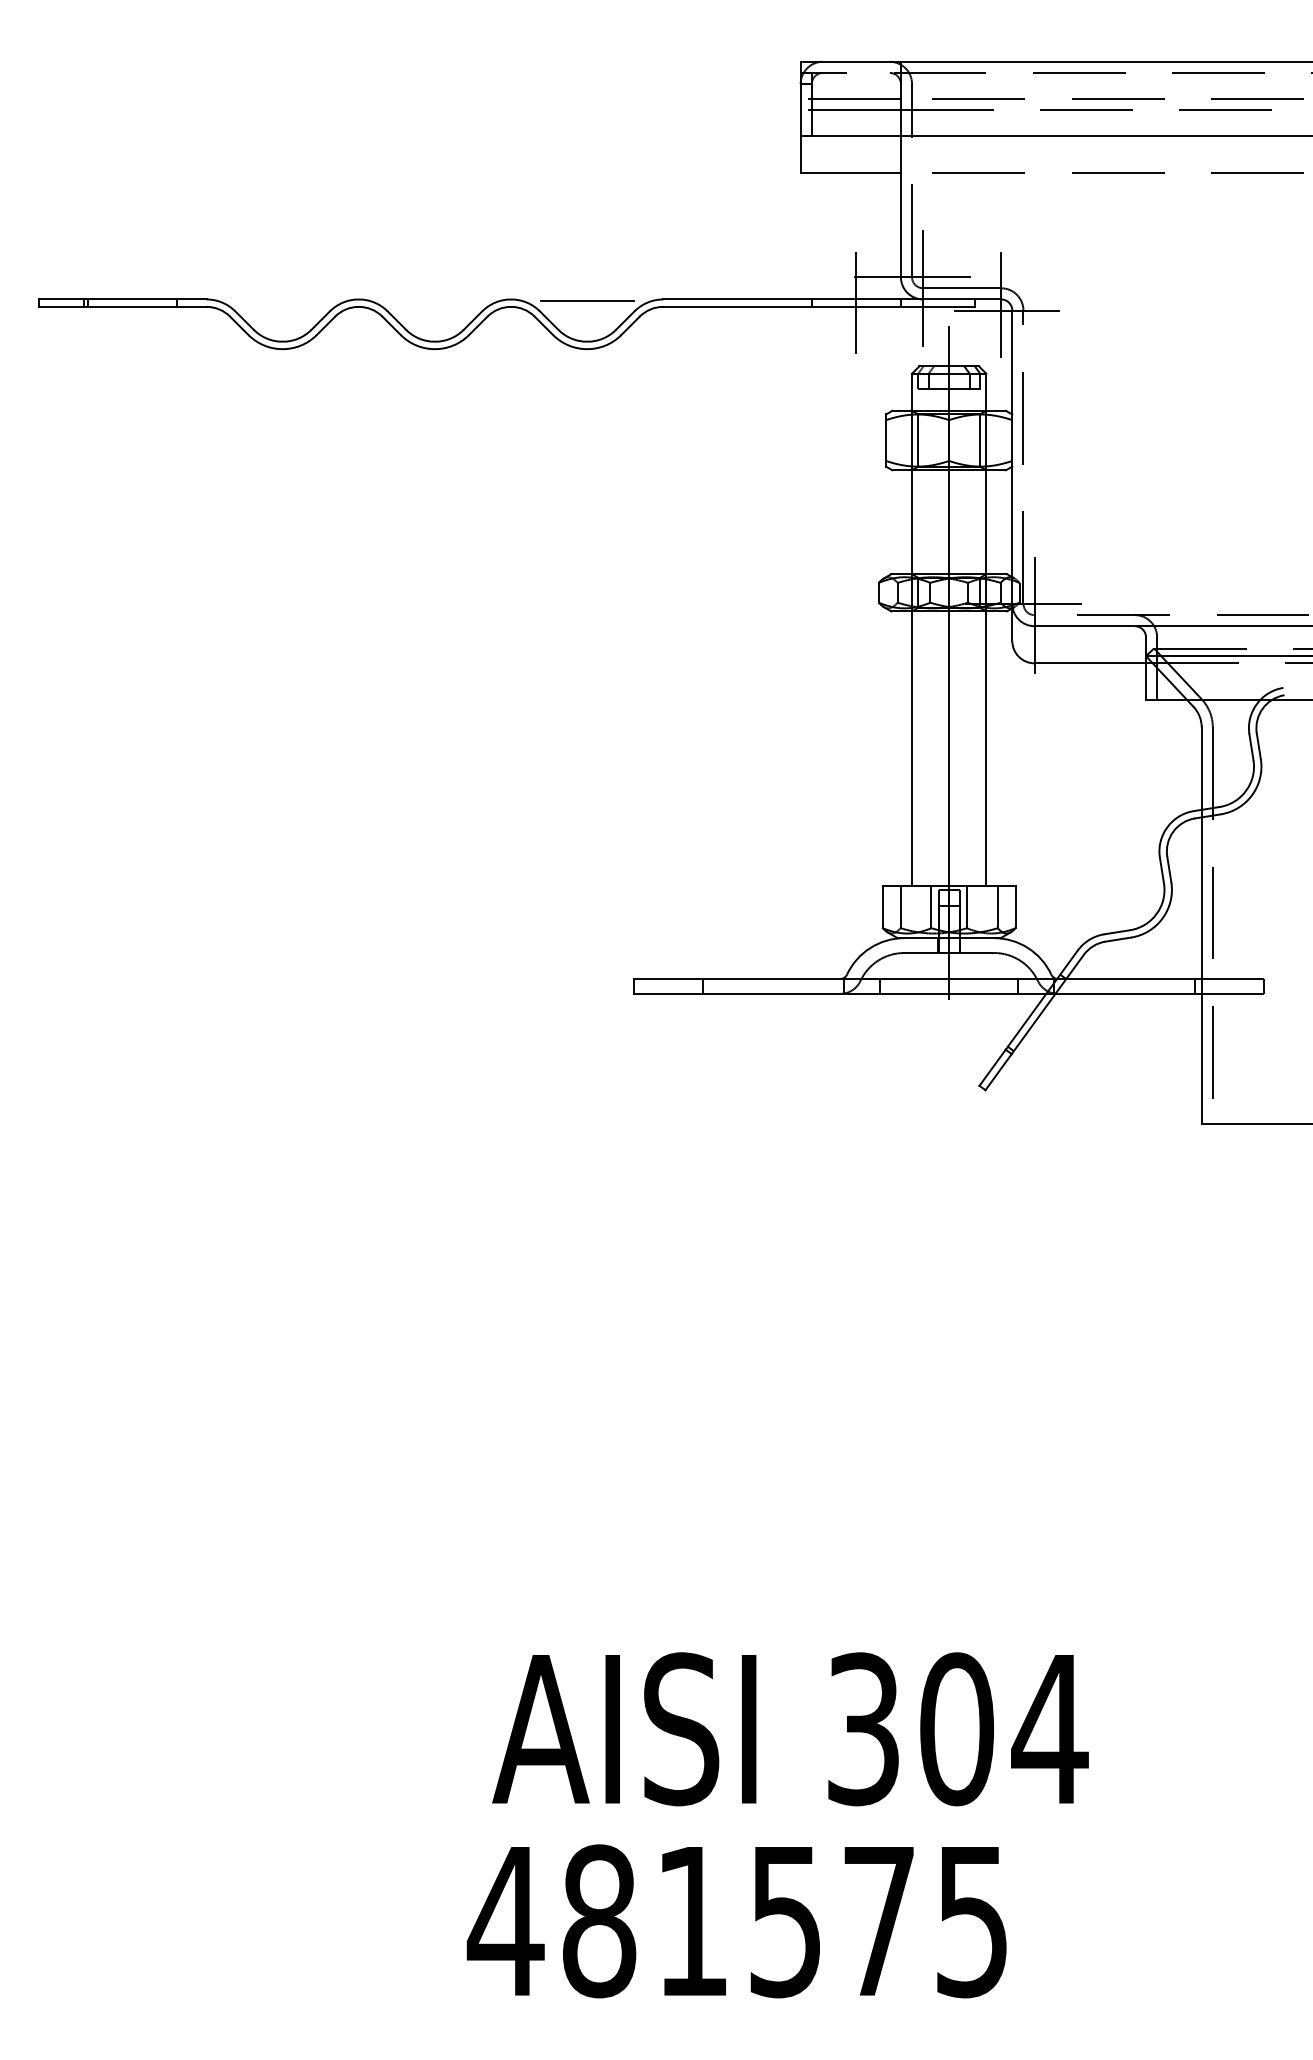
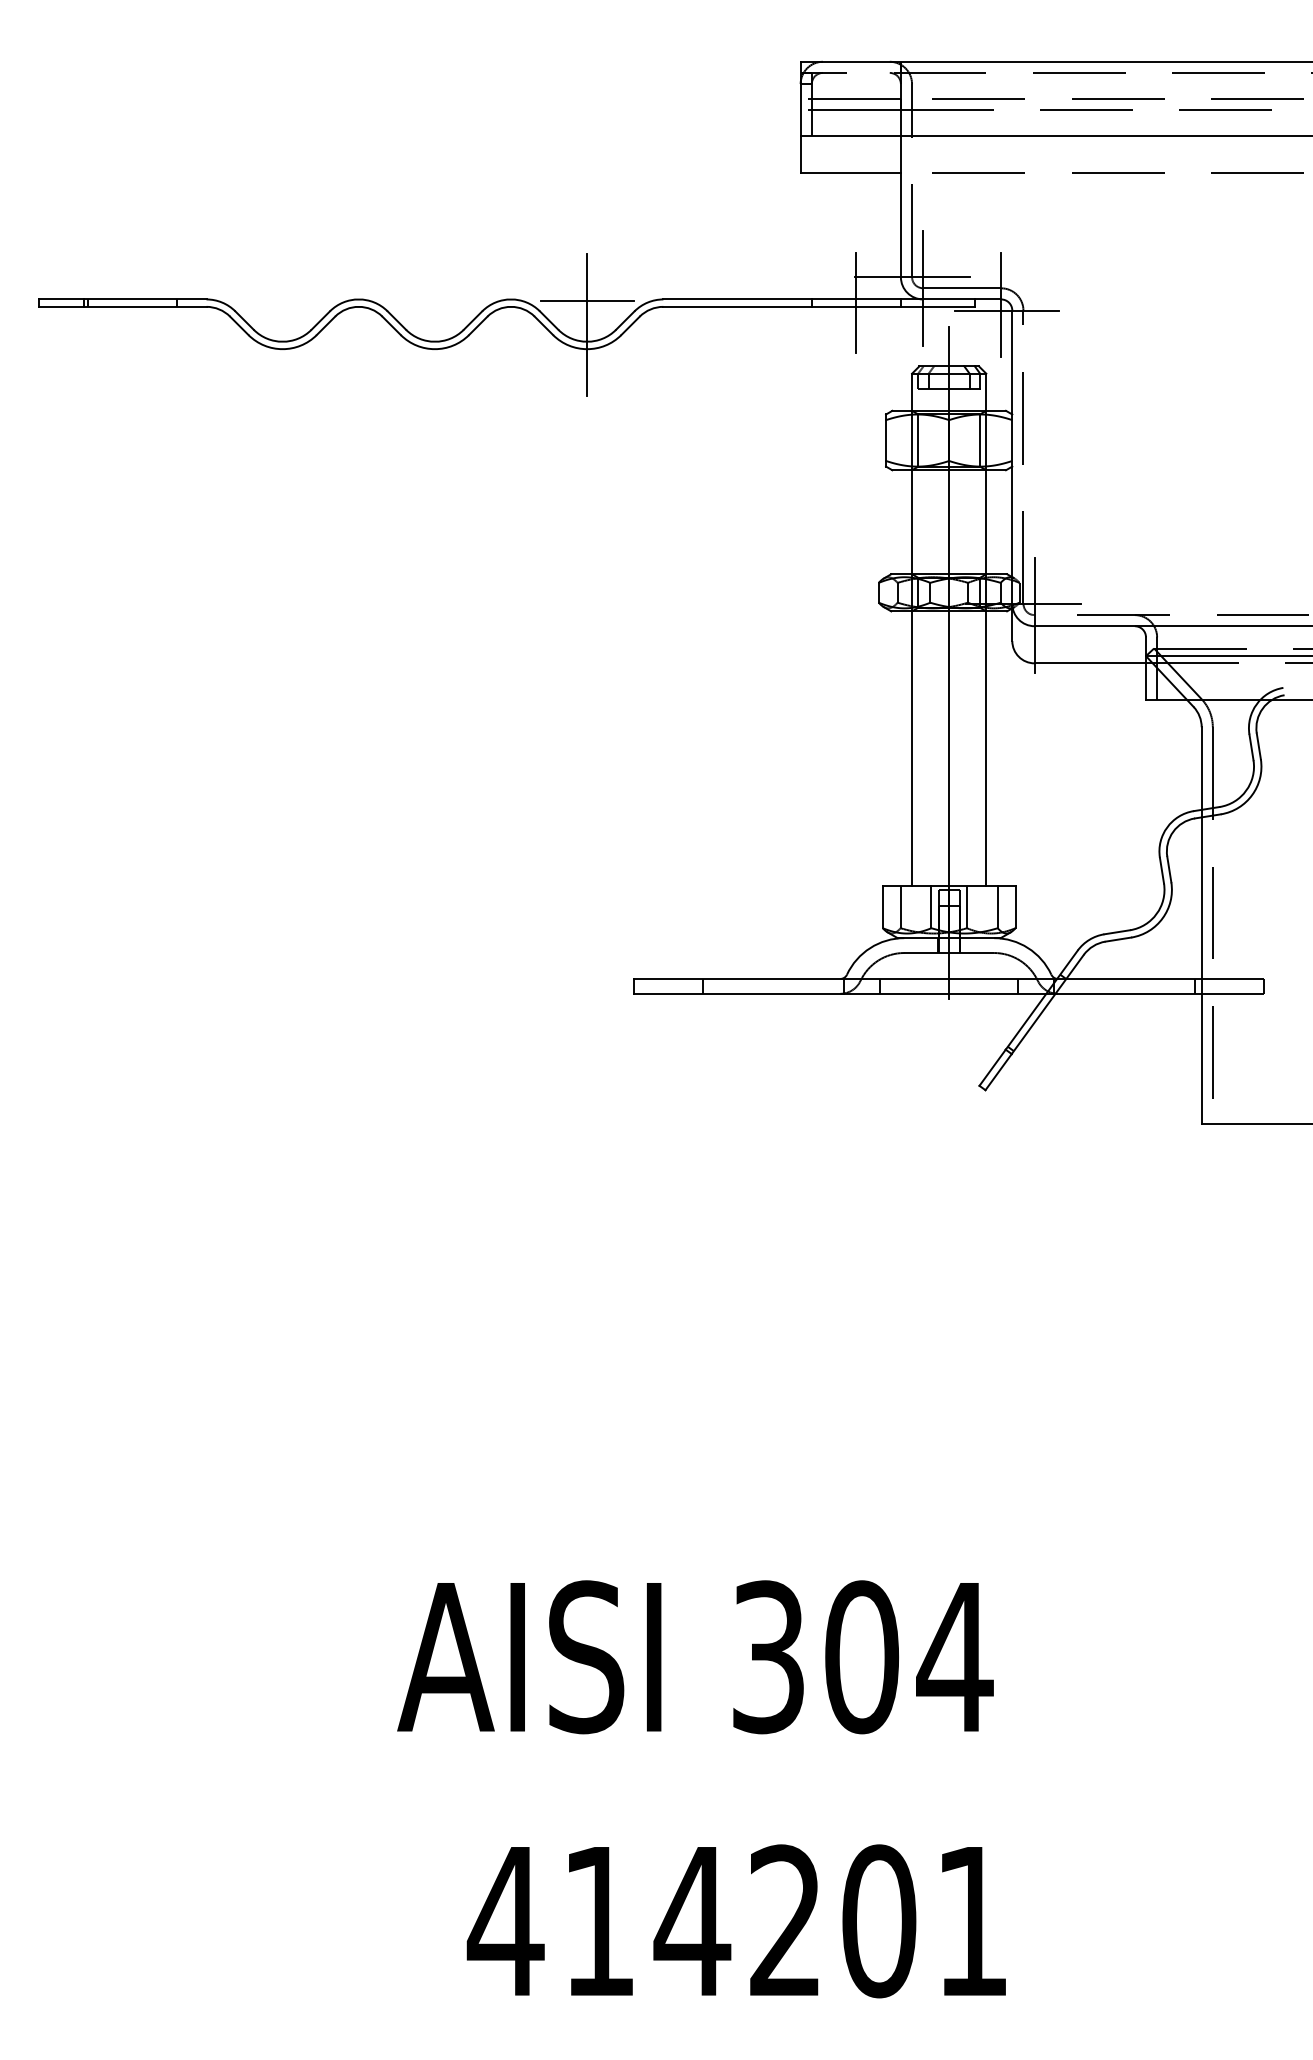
line: none -> present (587, 324)
text position: (790, 1729) -> (695, 1657) (695, 1657)
text: 481575 -> 414201 (784, 1921)
